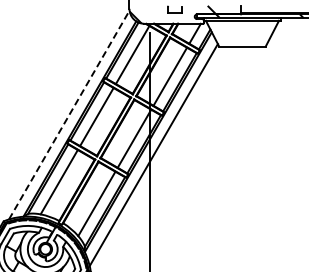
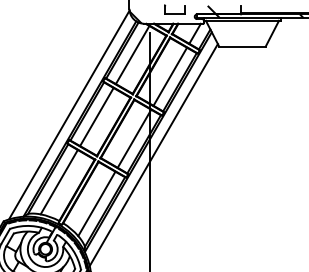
part size: 16x9 px -> 22x11 px (174, 9)
line: dashed -> solid (69, 115)
